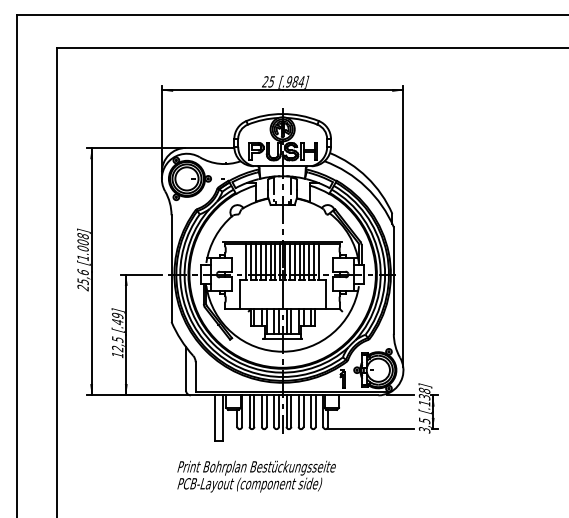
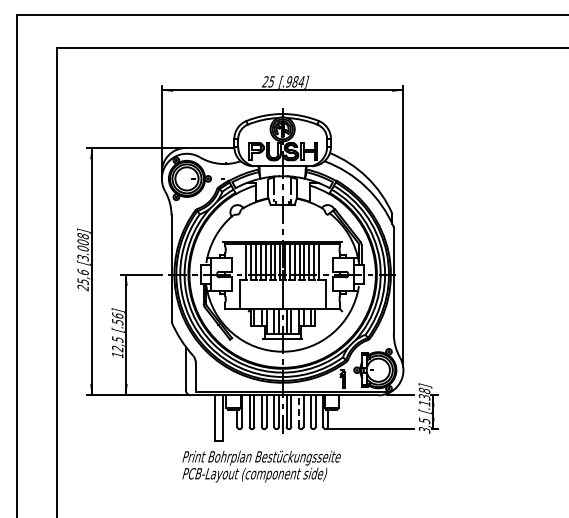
text: [1.008] -> [3.008] (82, 257)
text: [.49] -> [.56] (117, 318)
line: solid -> dashed (298, 411)
text position: (256, 476) -> (261, 466) (261, 466)
